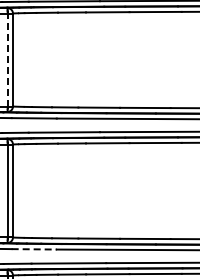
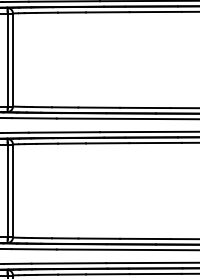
line: dashed -> solid (7, 60)
line: dashed -> solid (34, 249)
